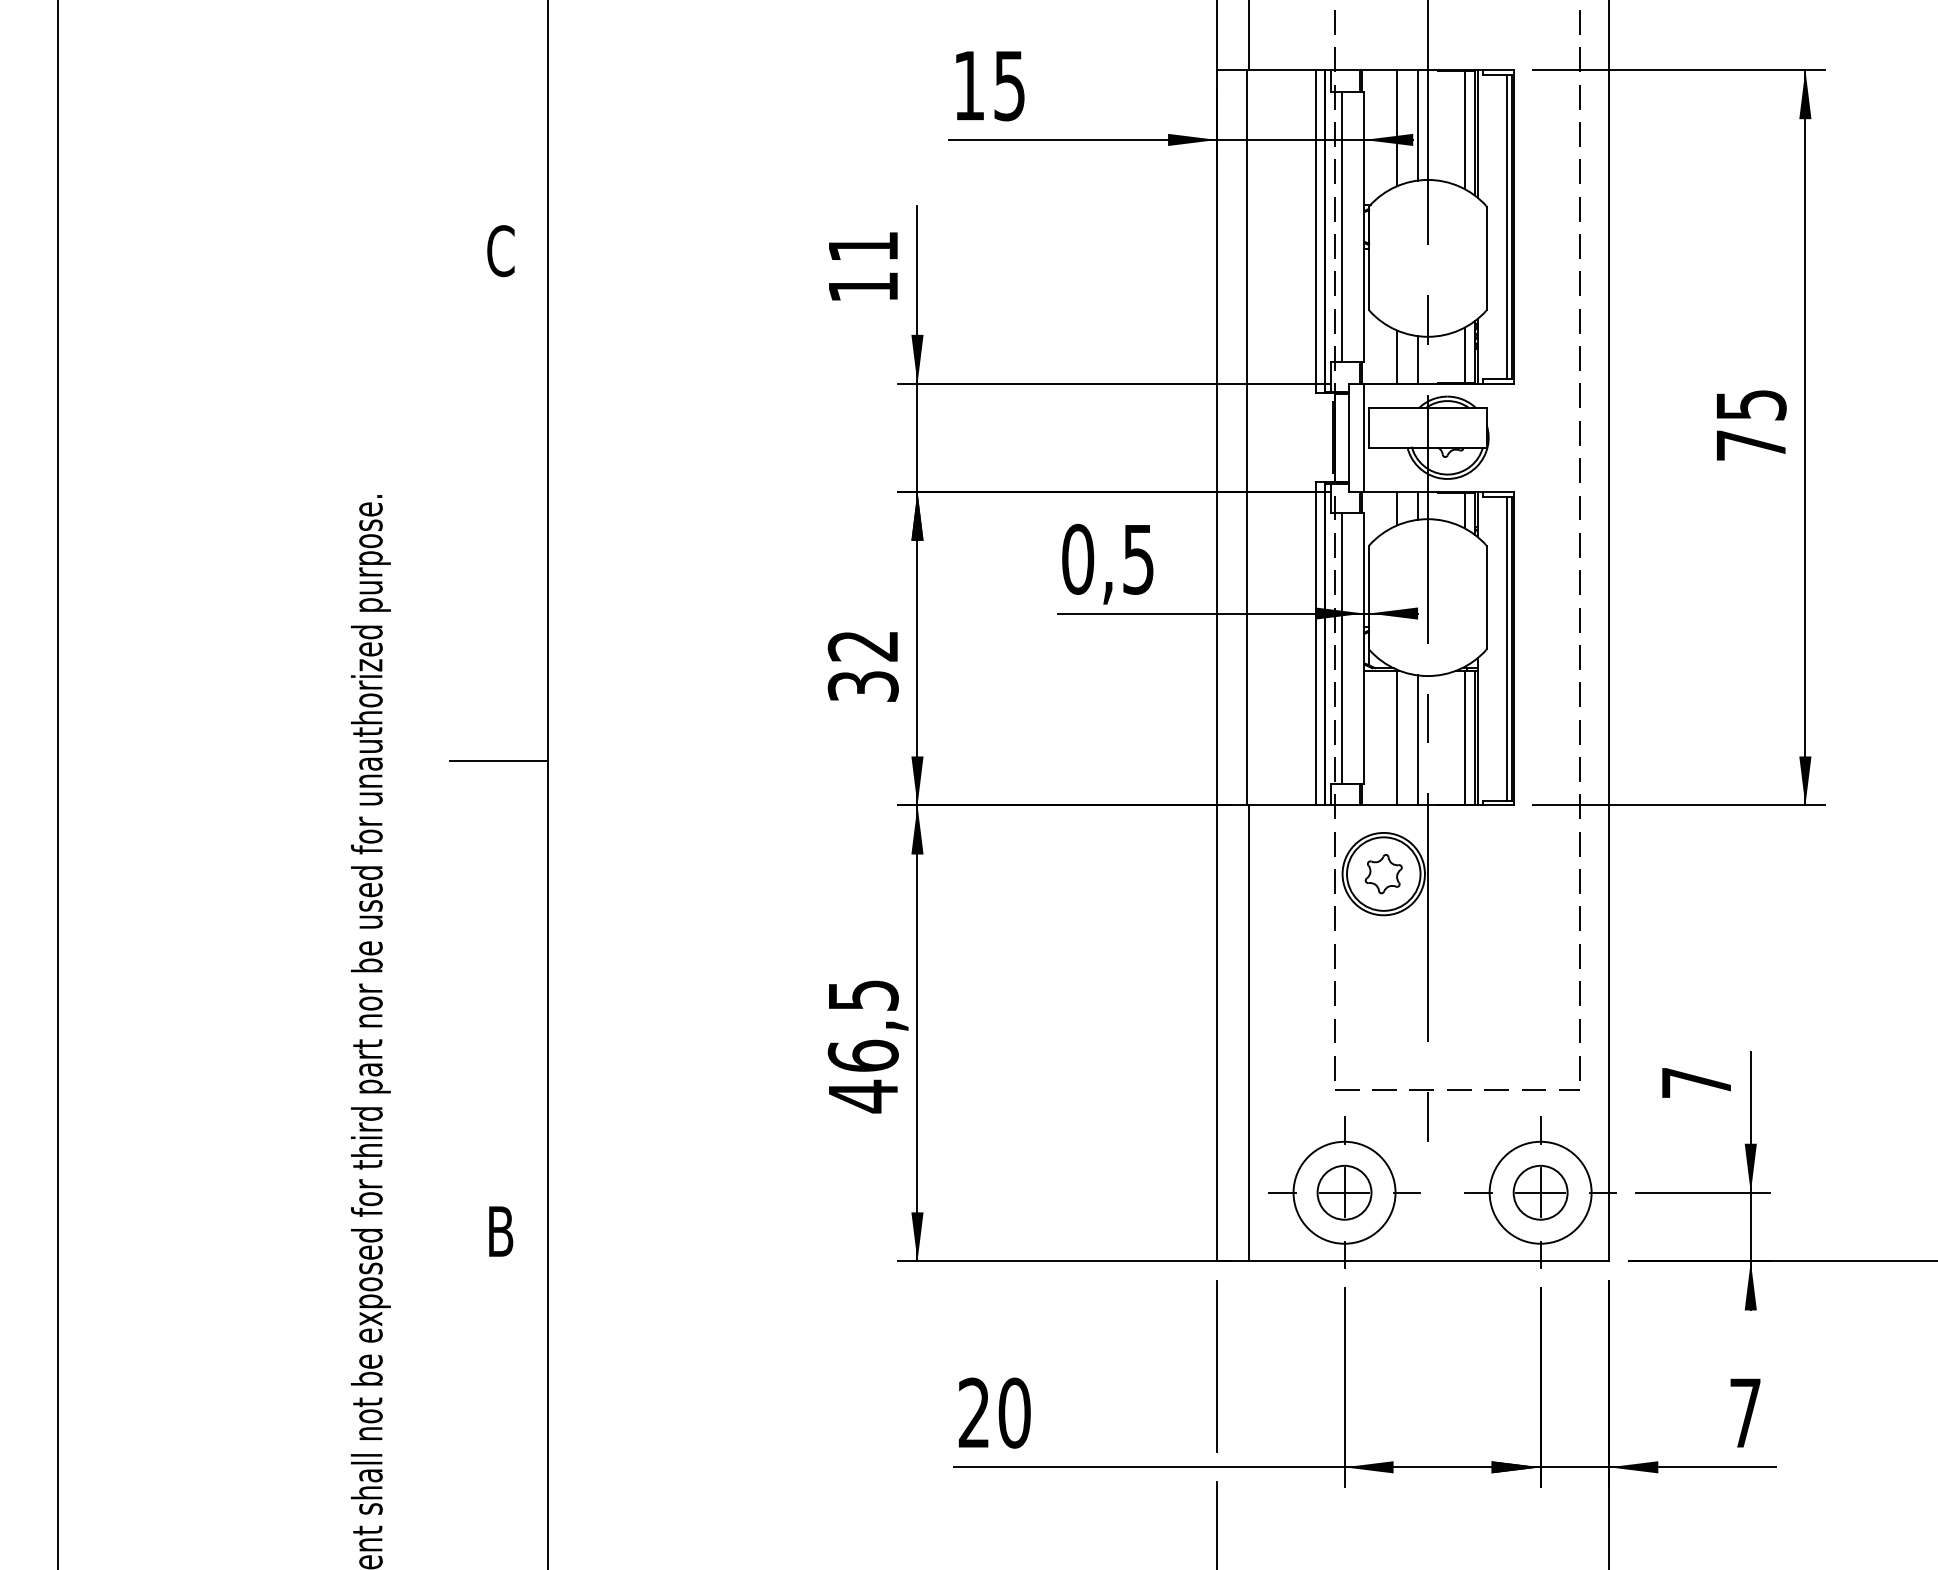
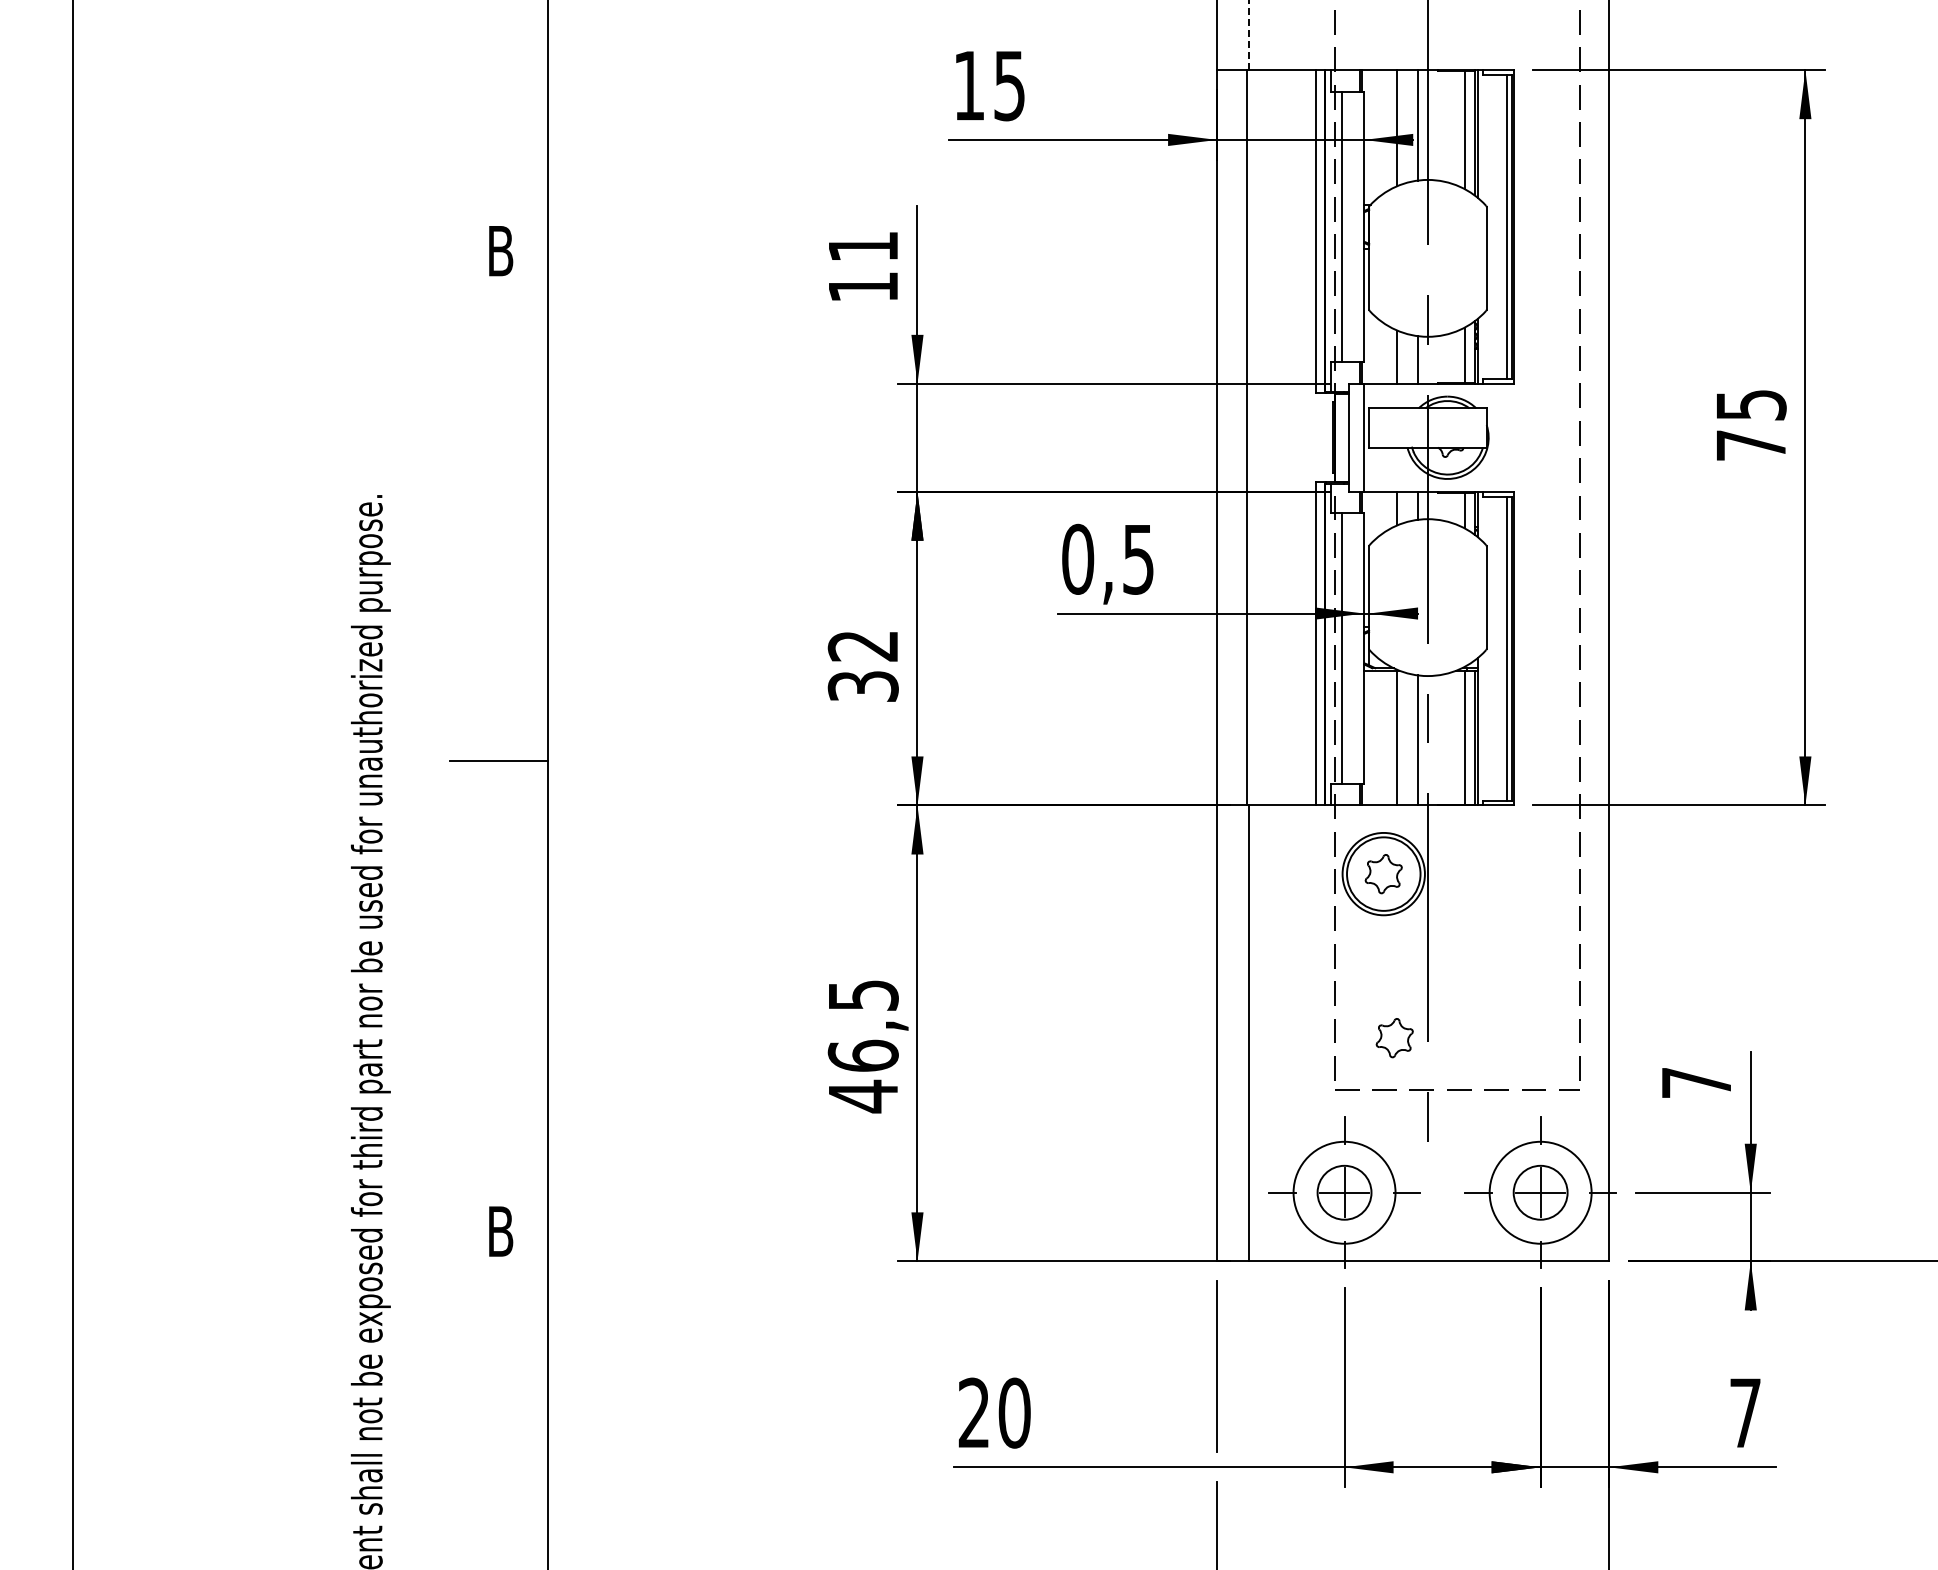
line: solid -> dashed (1249, 35)
text: C -> B (500, 251)
line position: (58, 784) -> (73, 784) (73, 784)
part: none -> present (1394, 1038)
